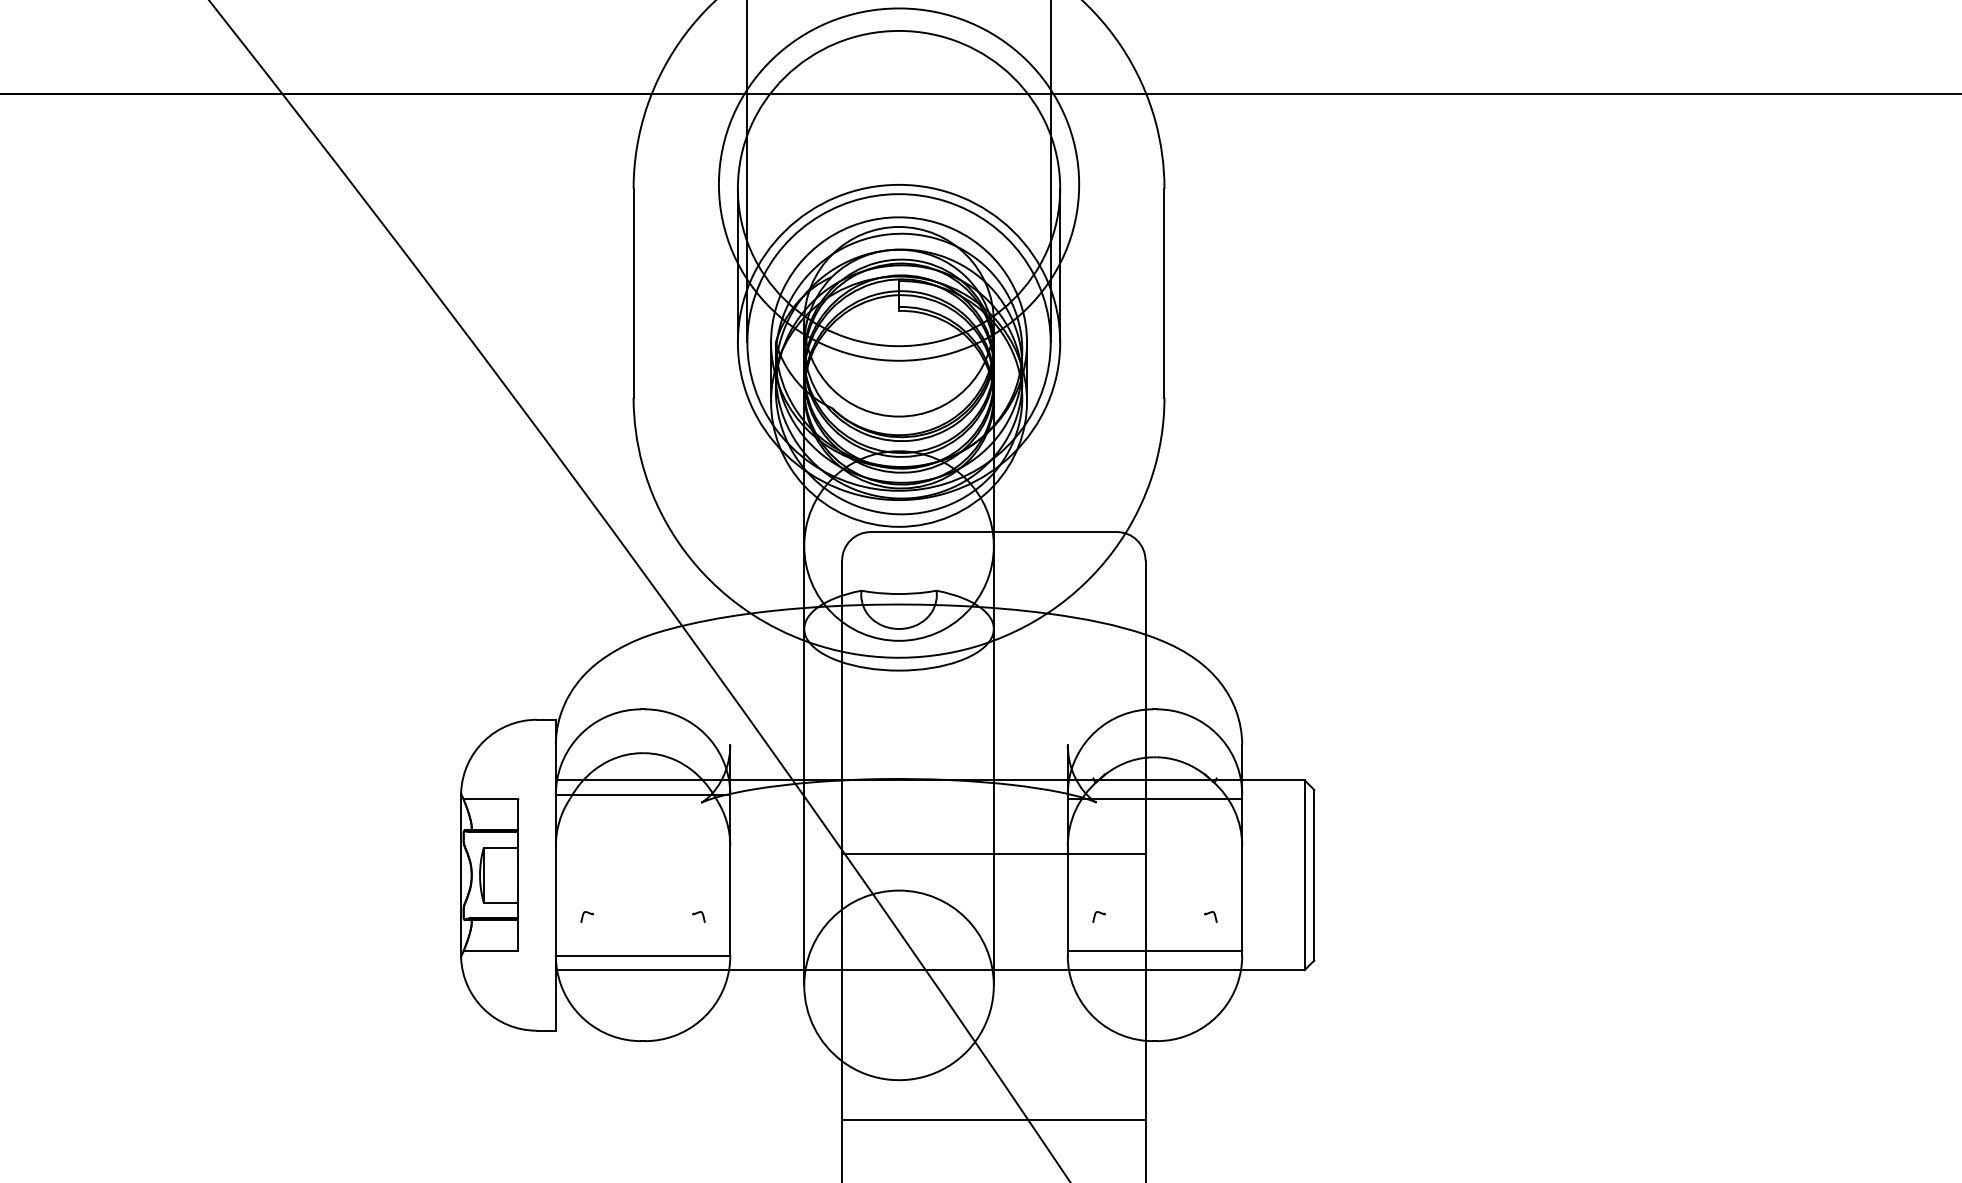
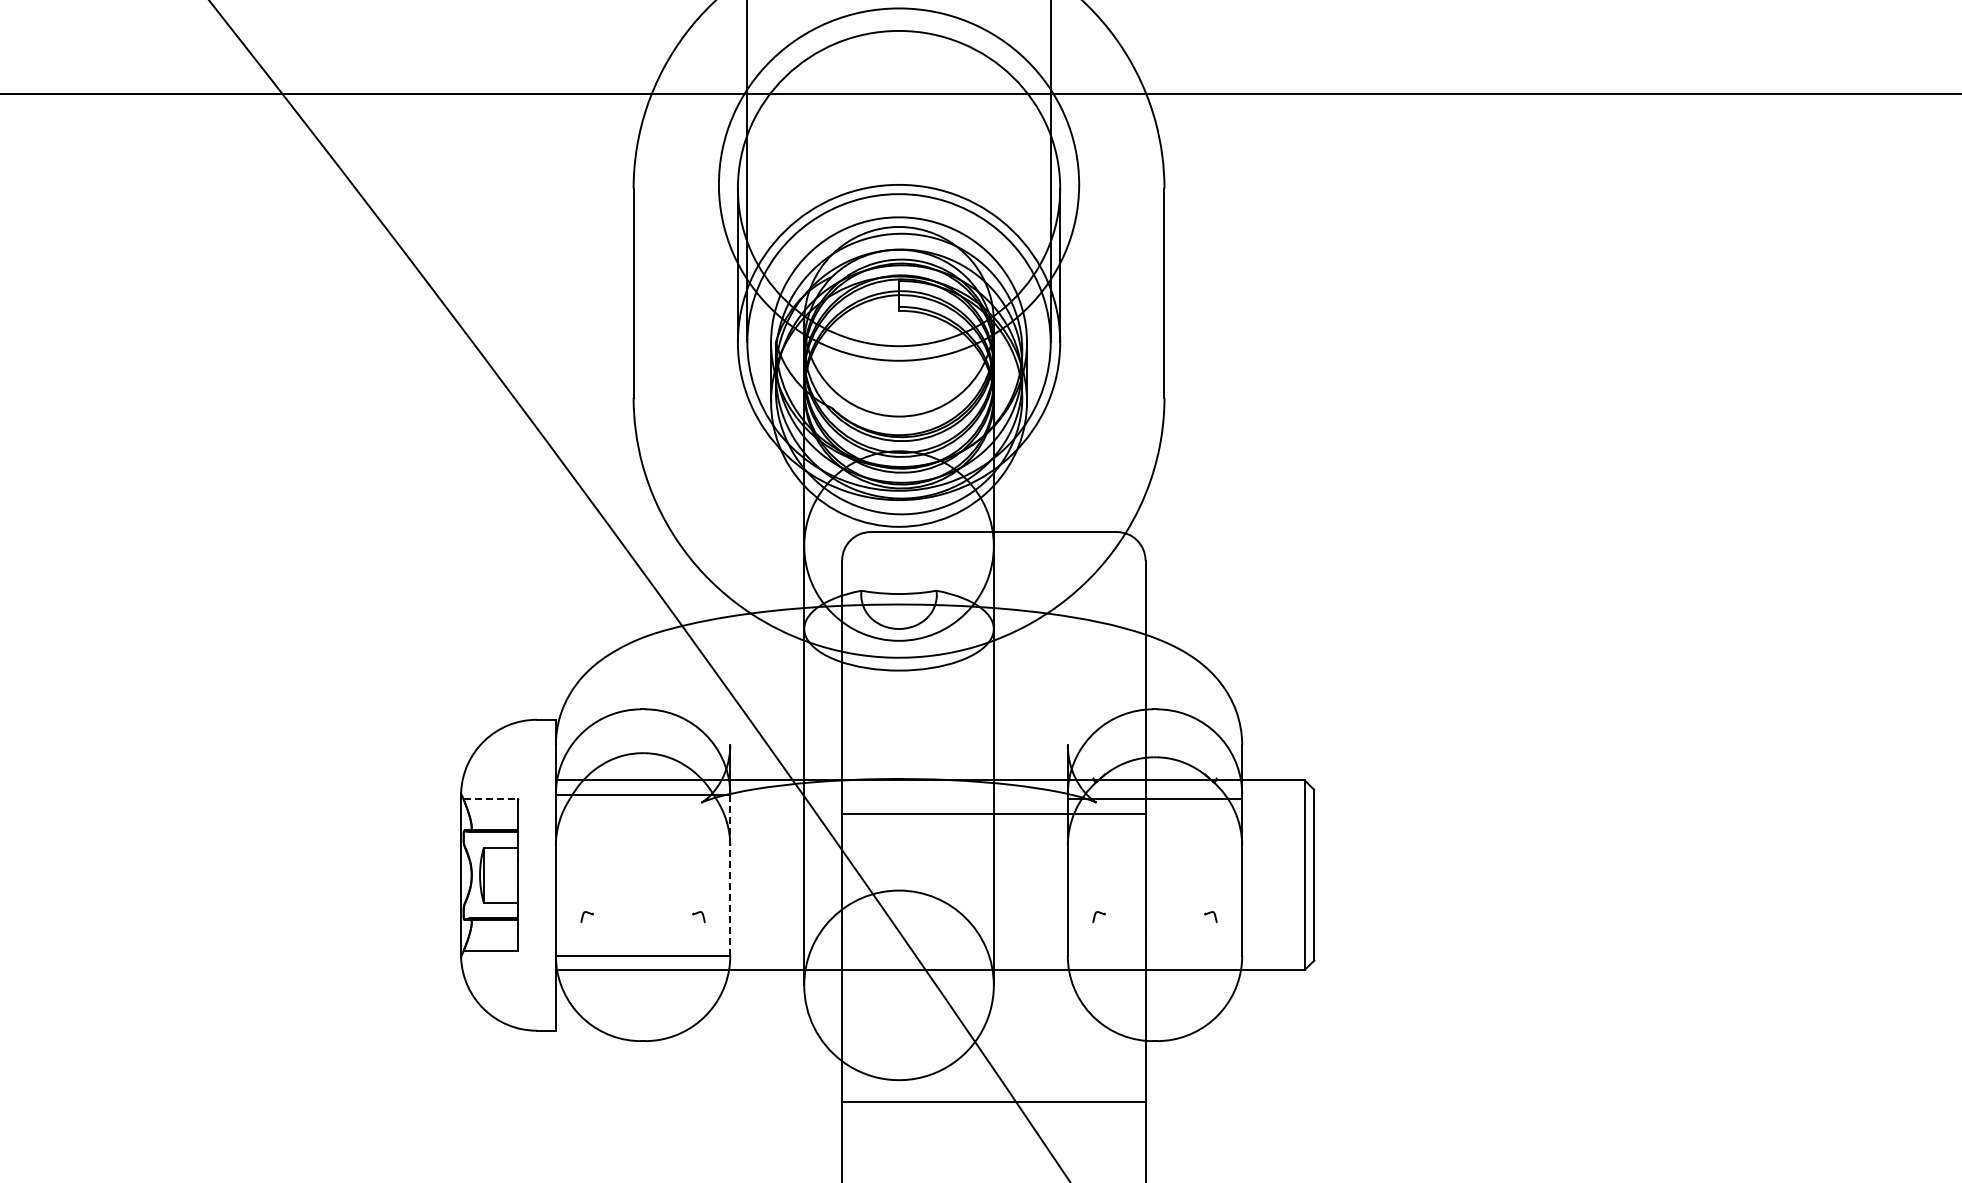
line: solid -> dashed (491, 799)
line position: (993, 854) -> (993, 814) (993, 814)
line: solid -> dashed (730, 875)
line: present -> none (1154, 951)
line position: (993, 1119) -> (993, 1101) (993, 1101)
